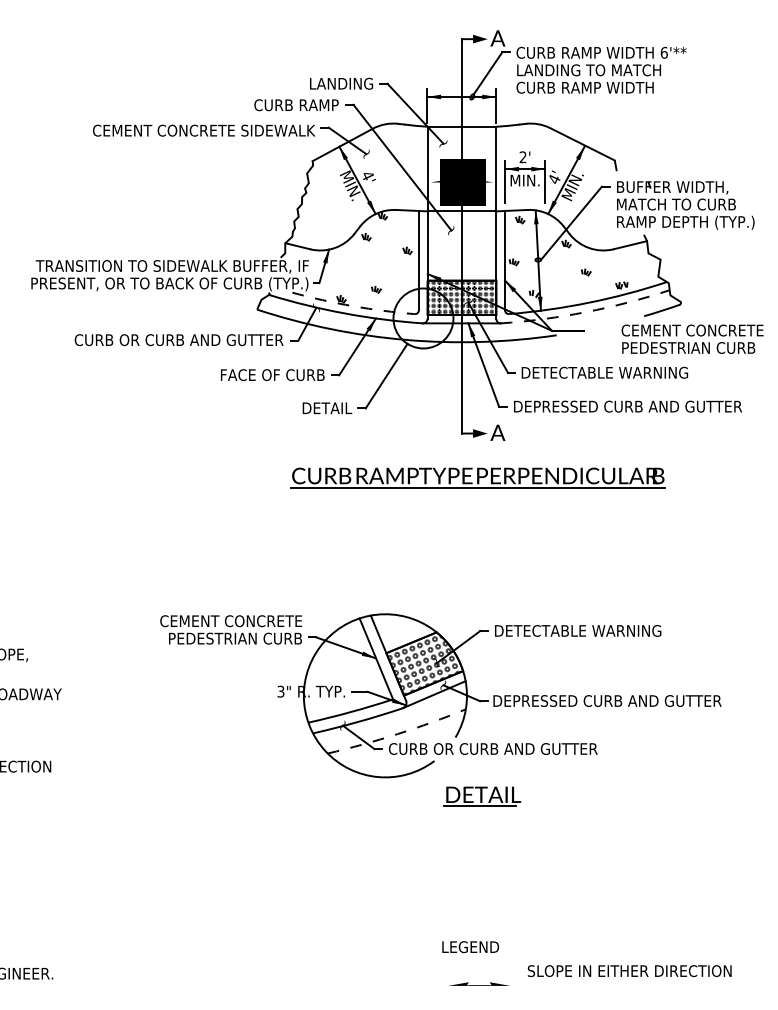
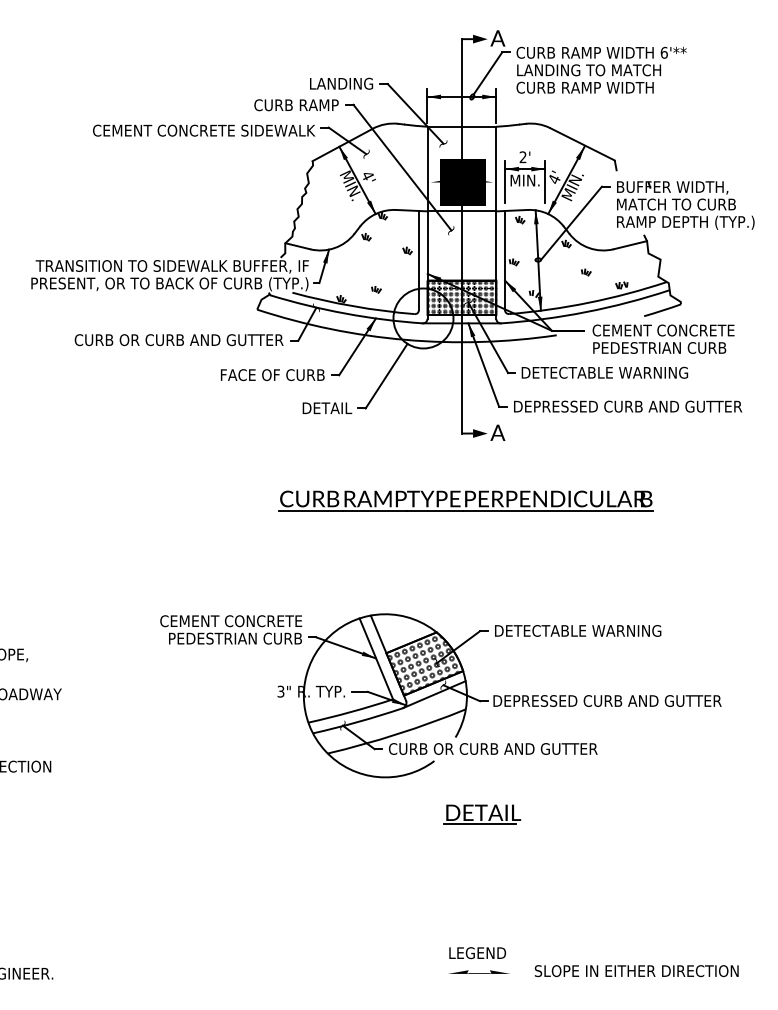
arc: dashed -> solid (353, 306)
arc: dashed -> solid (586, 312)
text position: (692, 338) -> (663, 338) (663, 338)
part position: (477, 477) -> (465, 500) (465, 500)
arc: dashed -> solid (397, 734)
part position: (482, 796) -> (482, 814) (482, 814)
text position: (470, 947) -> (477, 953) (477, 953)
text position: (629, 971) -> (636, 971) (636, 971)
part position: (479, 983) -> (479, 971) (479, 971)
